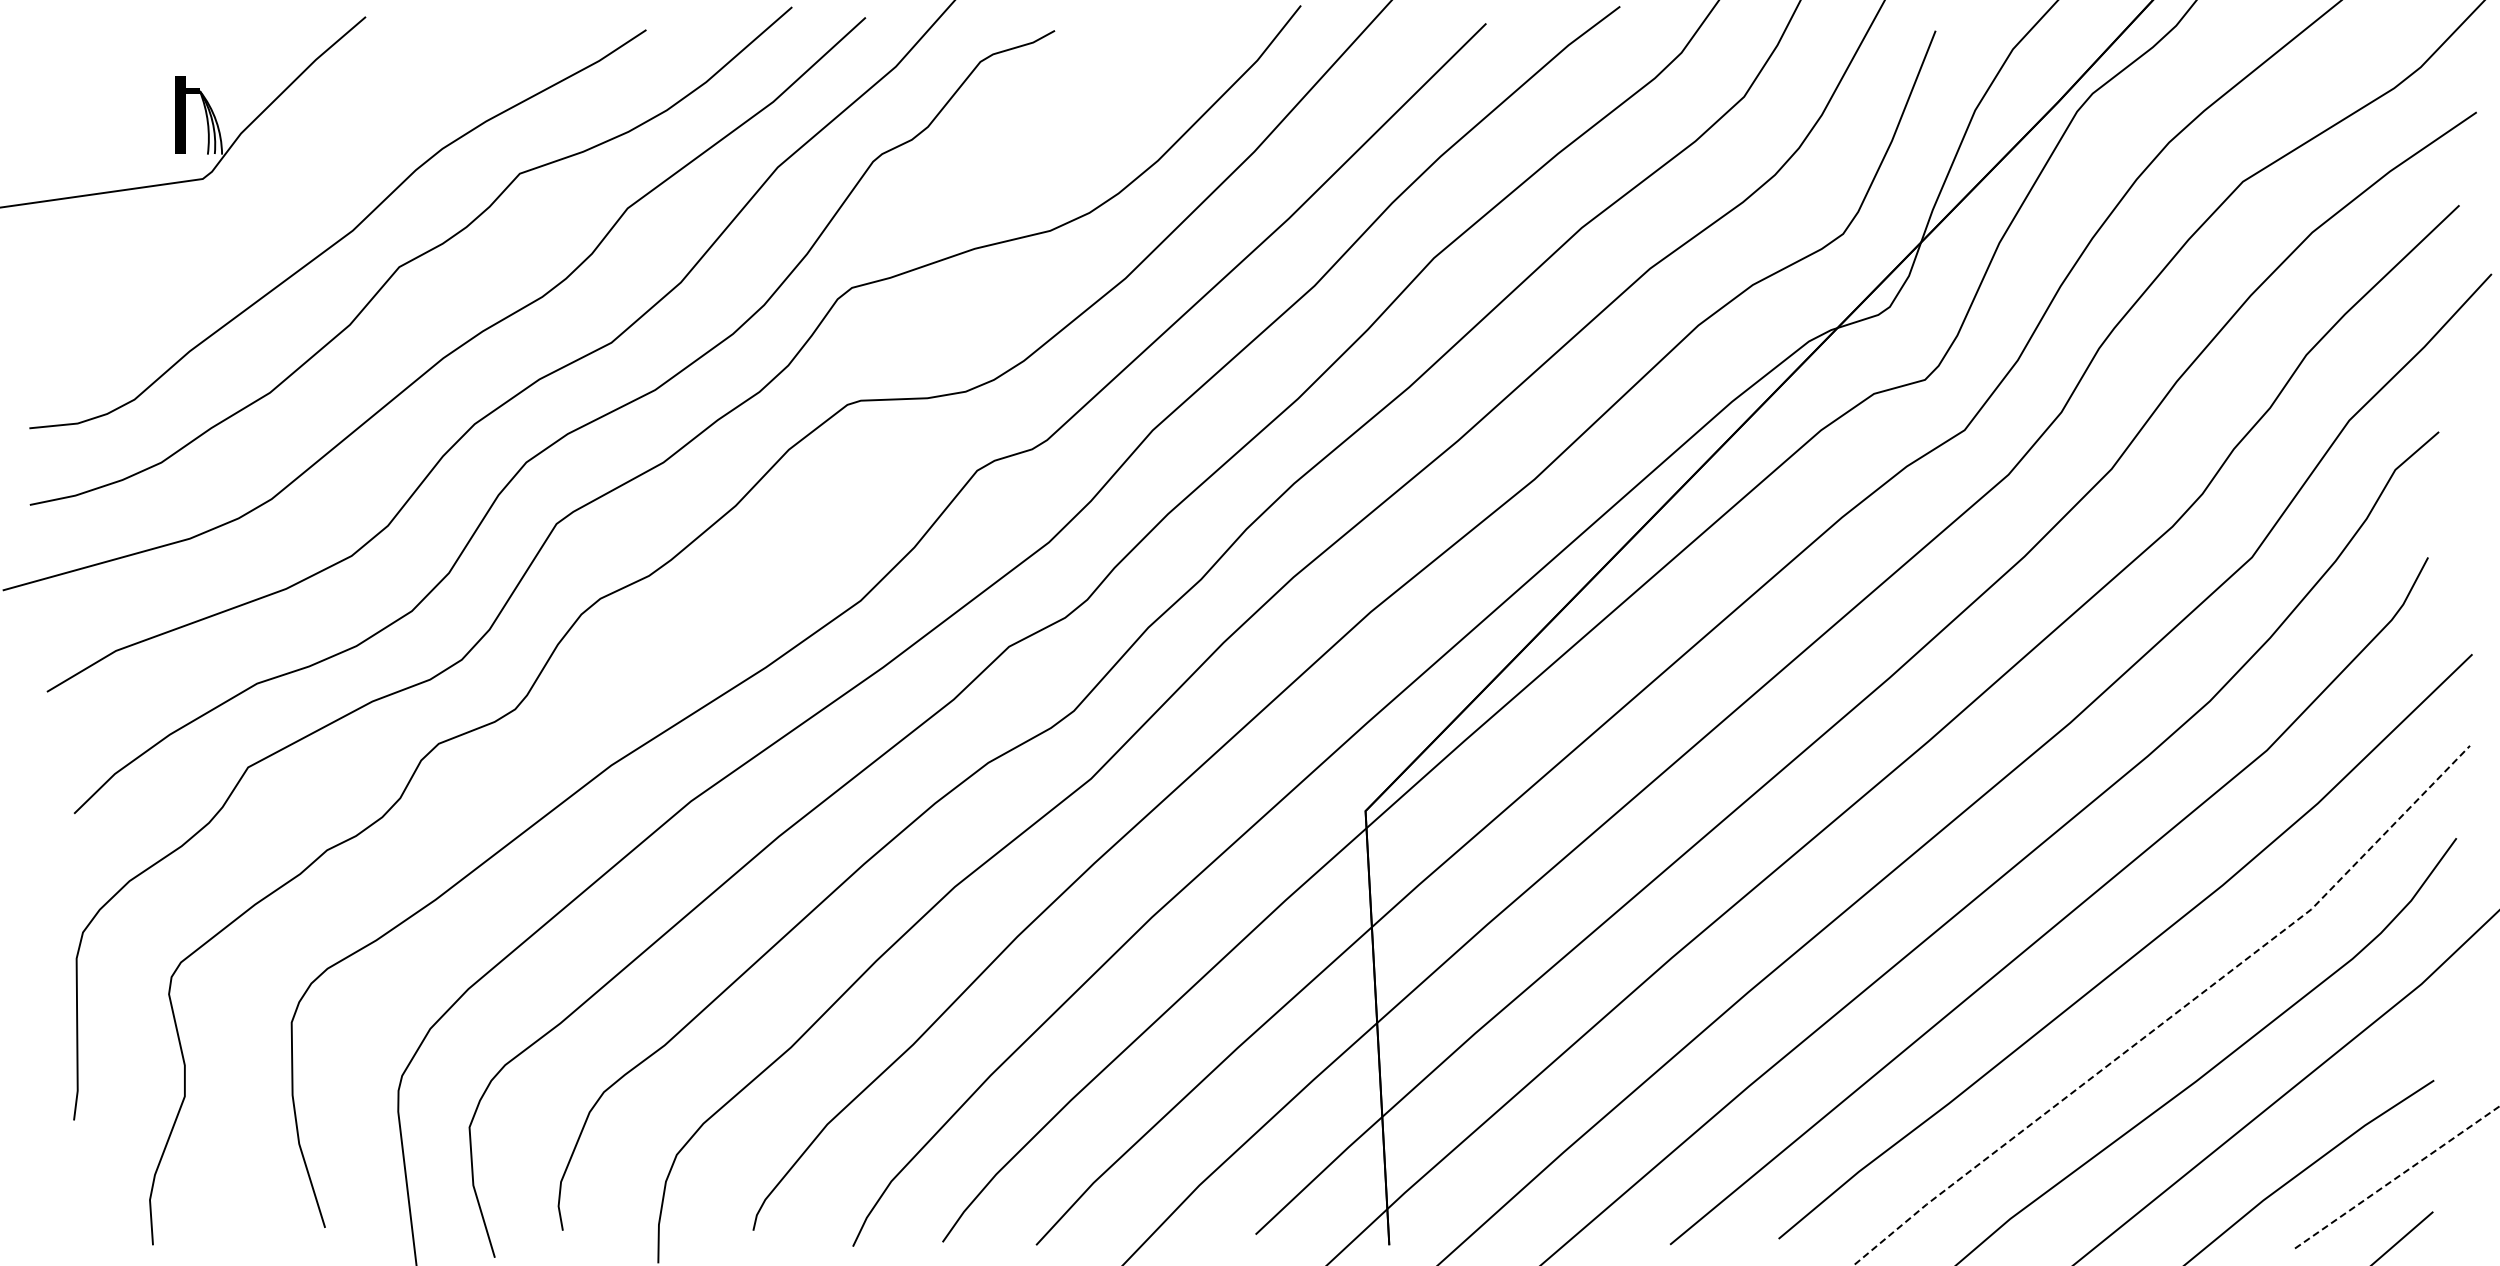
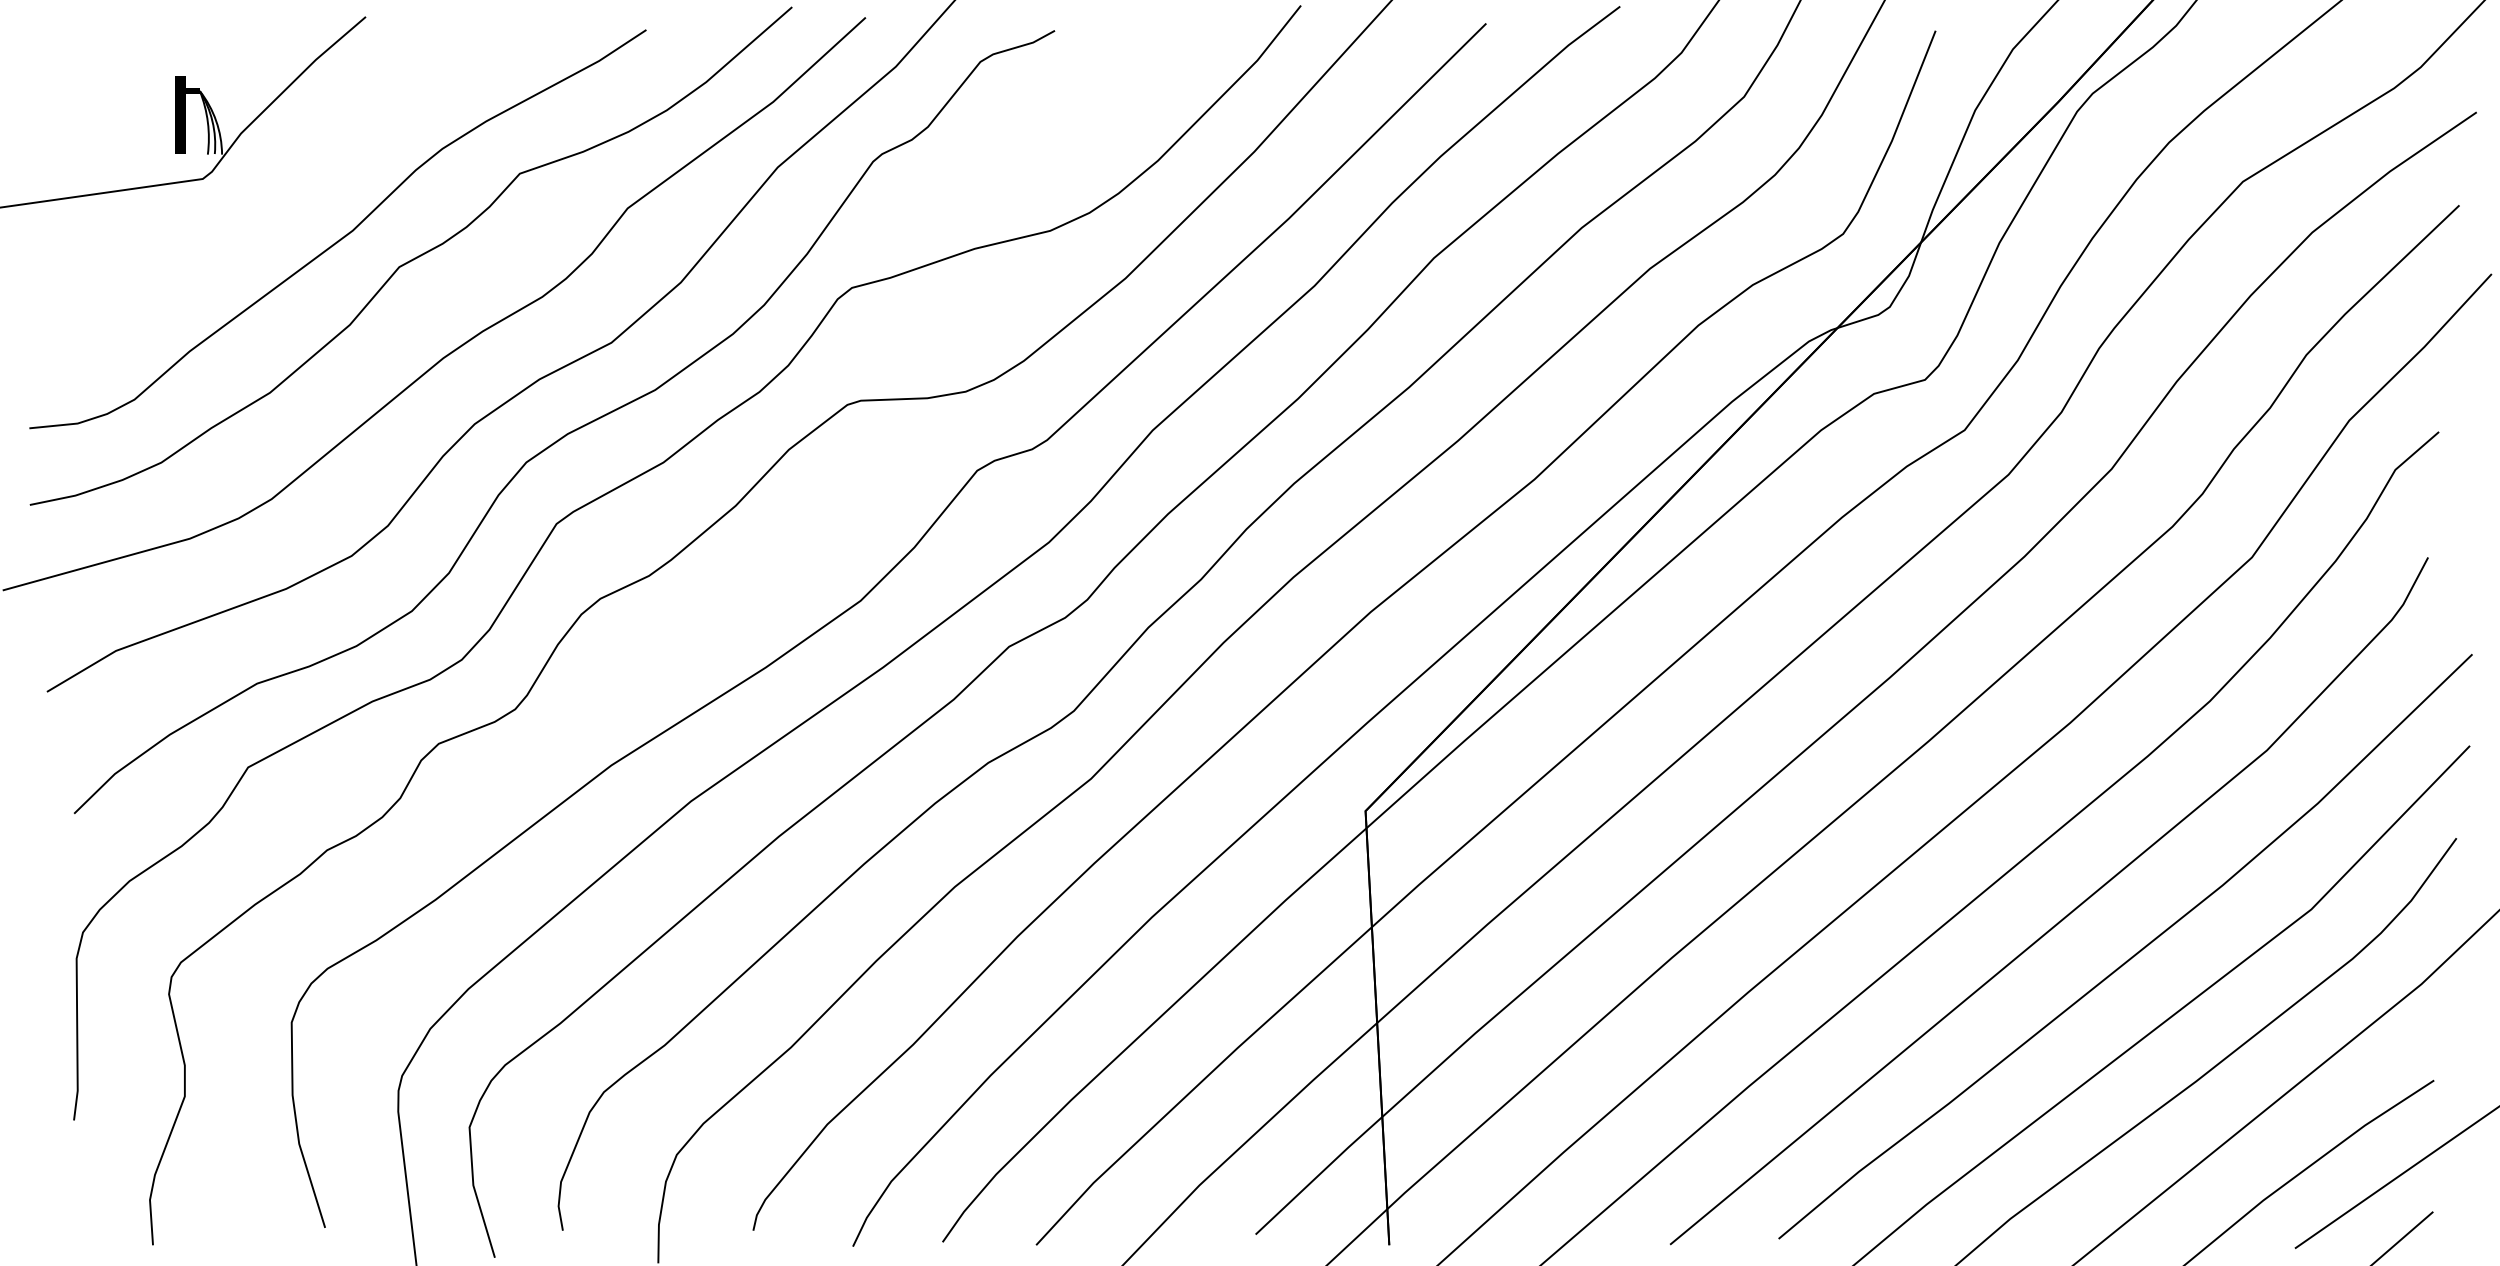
line: dashed -> solid (2171, 1016)
line: dashed -> solid (2397, 1177)
